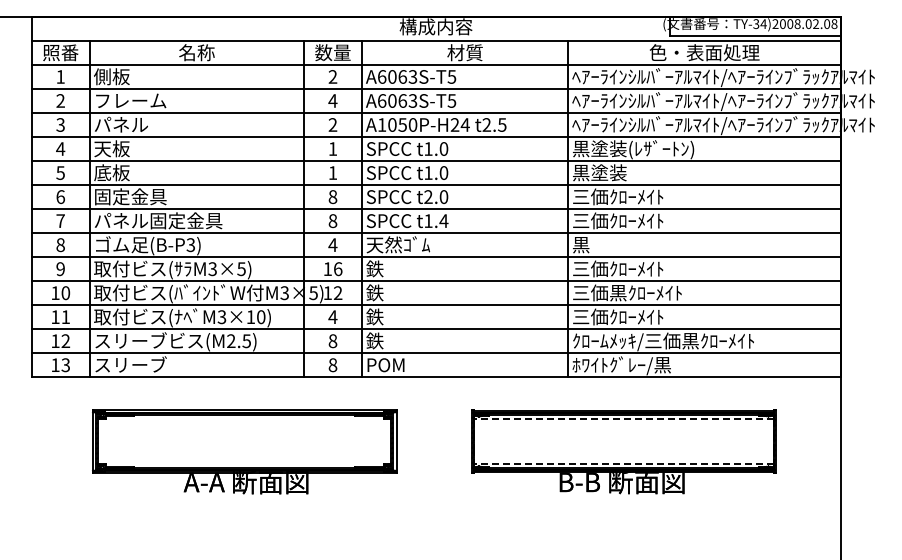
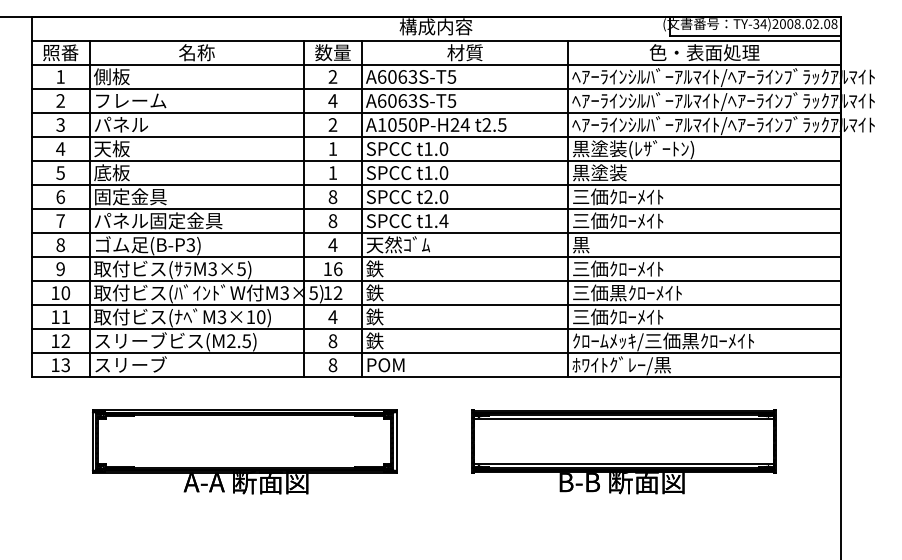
line: dashed -> solid (623, 419)
line: dashed -> solid (623, 463)
